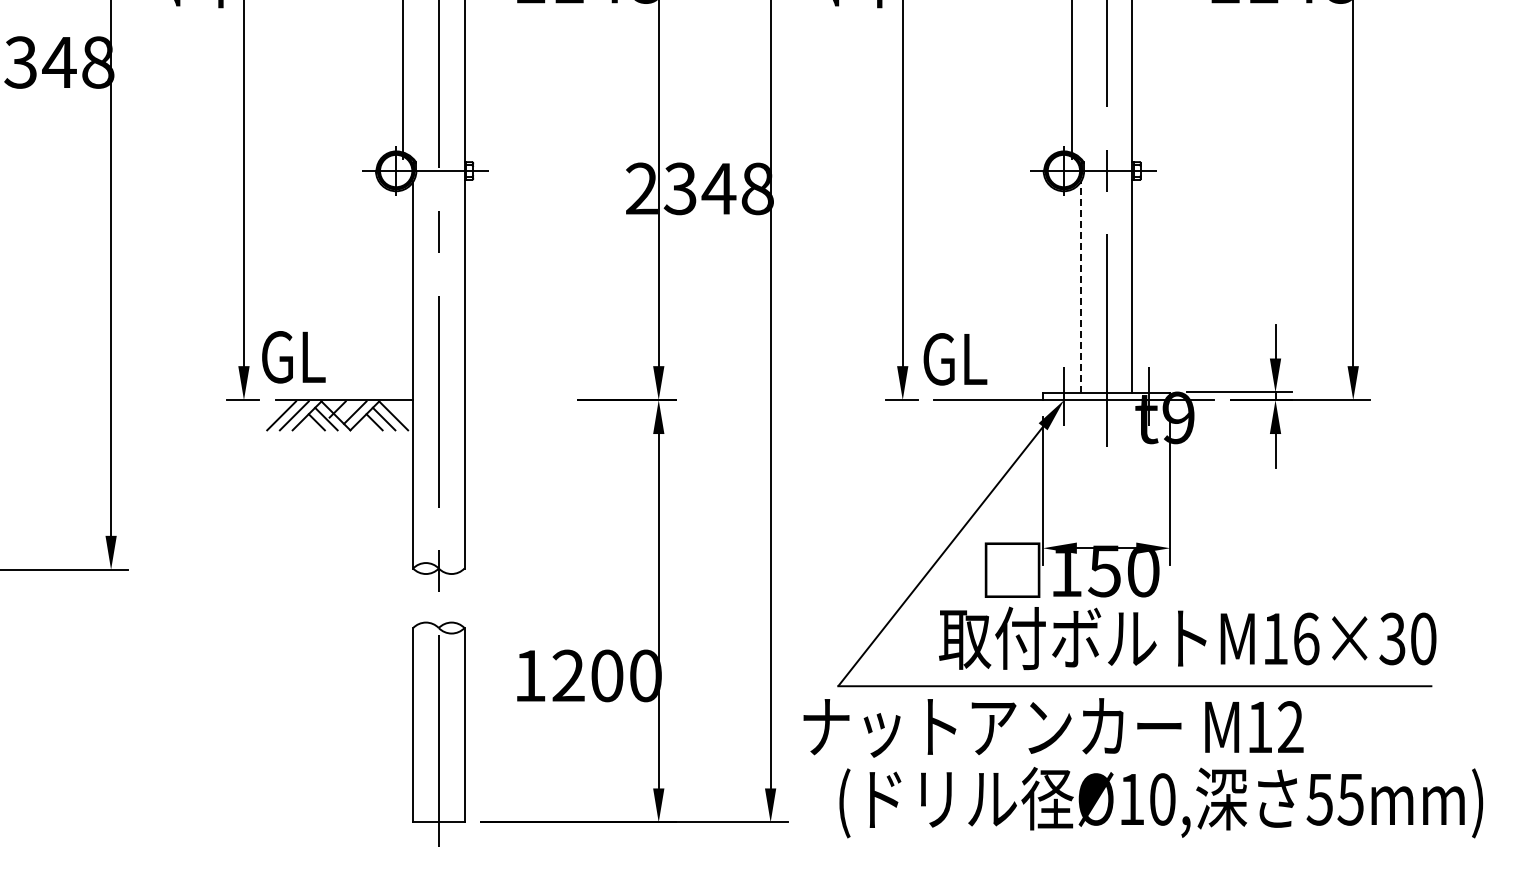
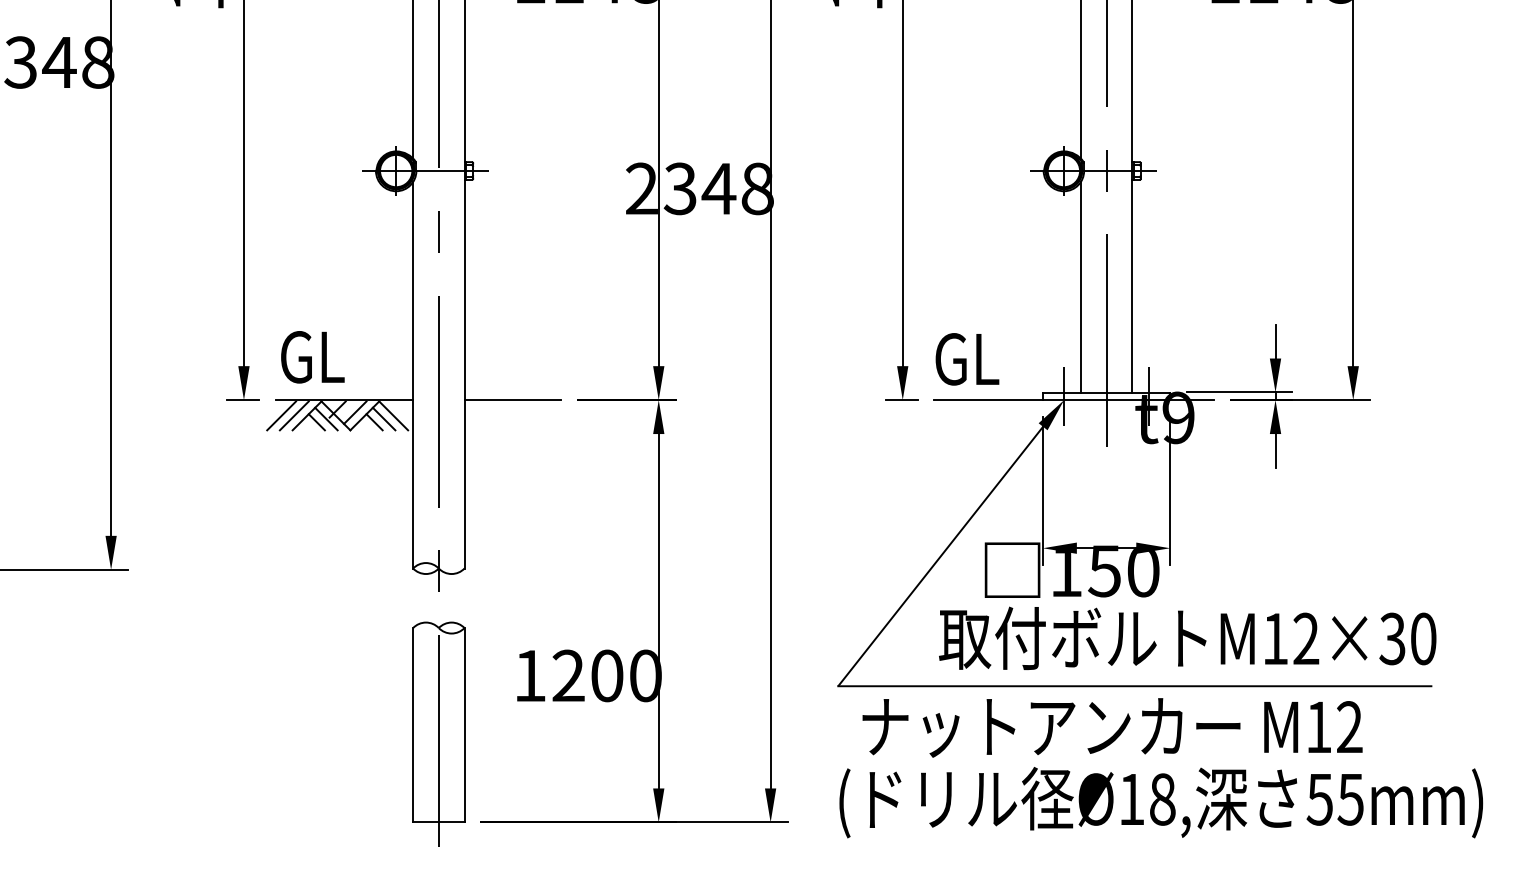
line position: (403, 80) -> (413, 80) (413, 80)
line position: (1071, 80) -> (1080, 80) (1080, 80)
line: dashed -> solid (1080, 286)
text position: (293, 357) -> (312, 357) (312, 357)
text position: (955, 359) -> (967, 359) (967, 359)
line: none -> present (512, 400)
text: M16×30 -> M12×30 (1306, 638)
text position: (1053, 727) -> (1112, 727) (1112, 727)
text: Ø10, -> Ø18, (1162, 799)
